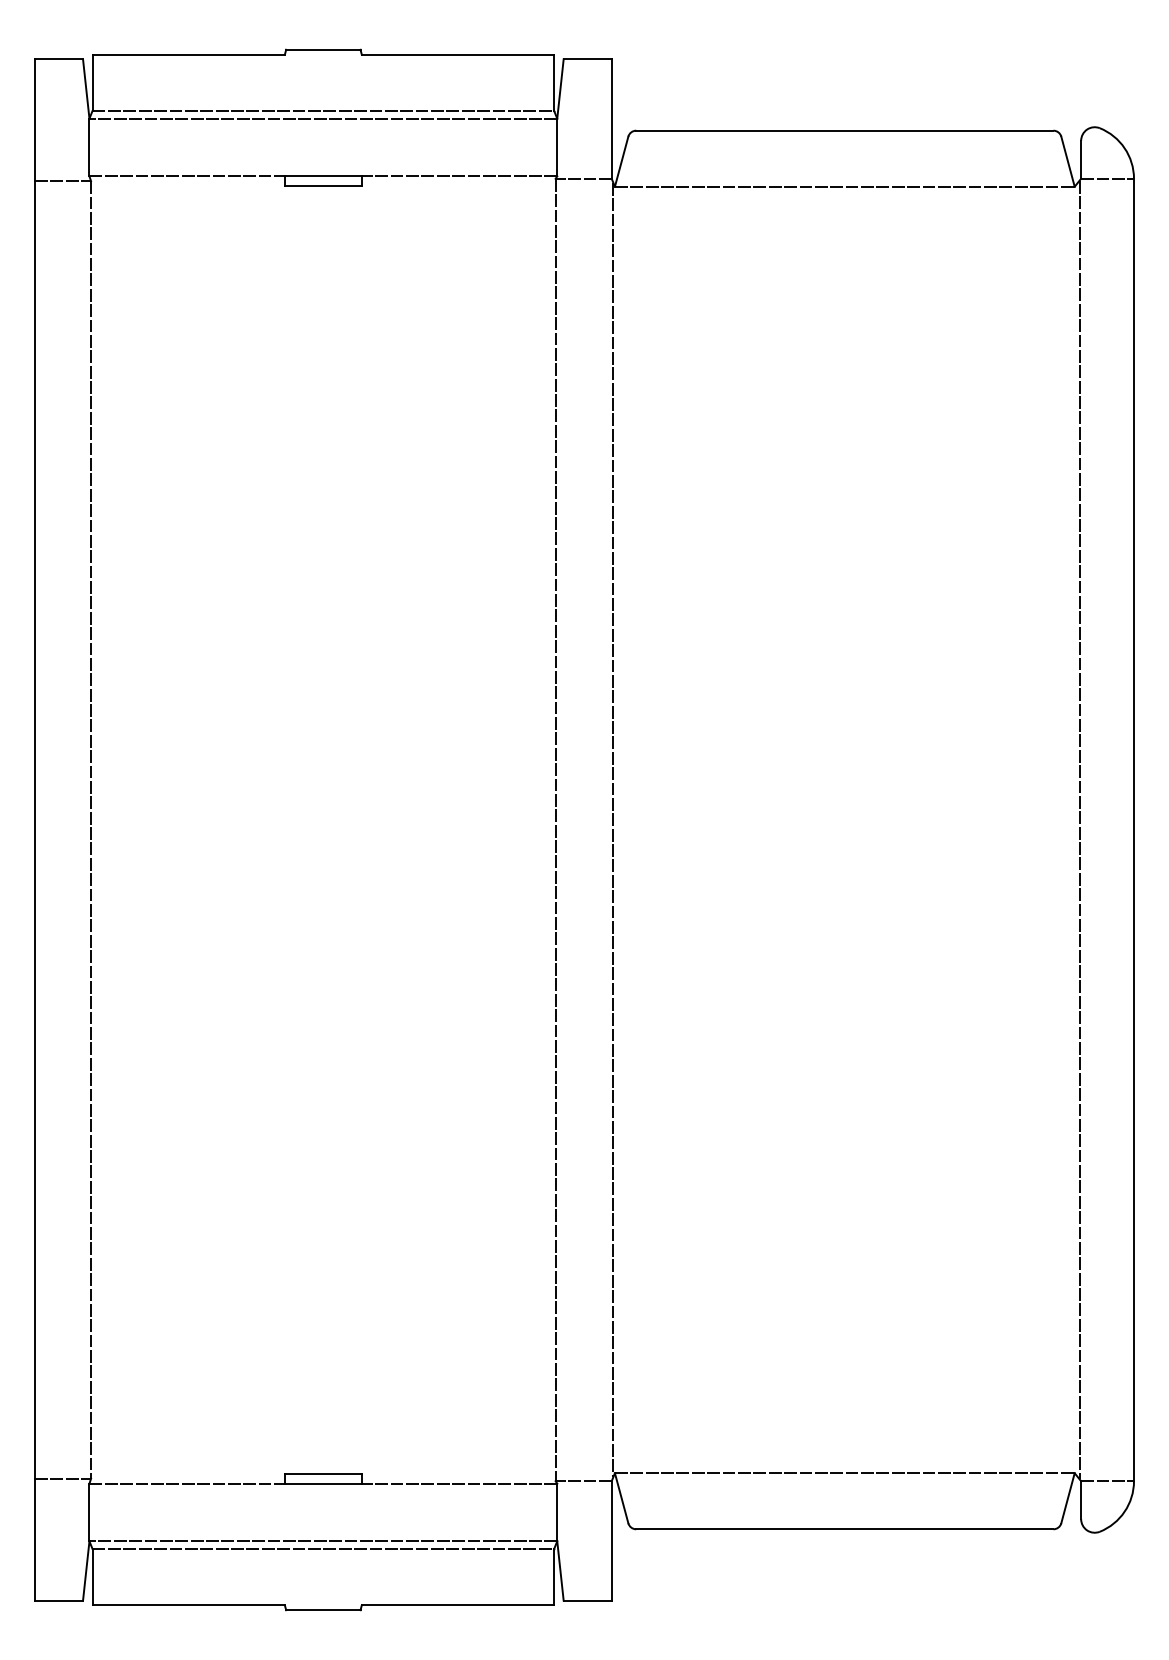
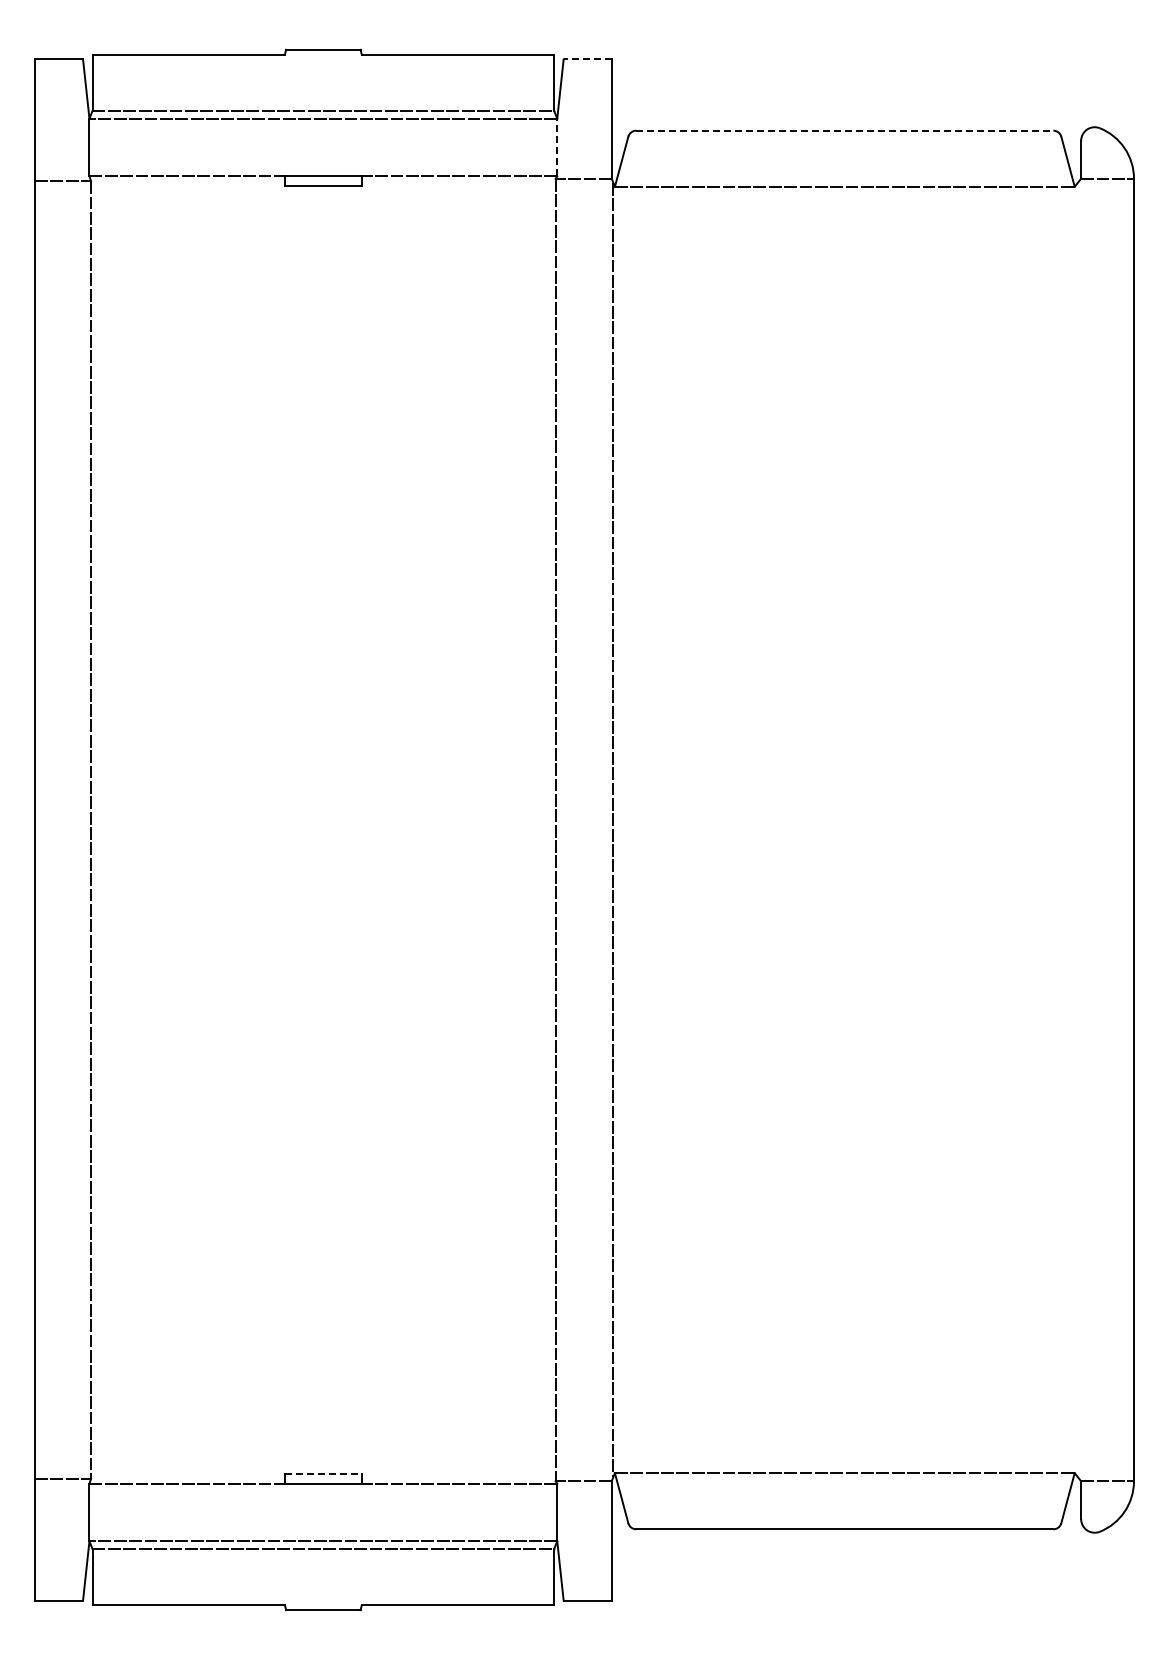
line: solid -> dashed (587, 59)
line: solid -> dashed (844, 130)
line: solid -> dashed (557, 147)
line: present -> none (1079, 829)
line: solid -> dashed (323, 1474)
